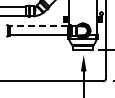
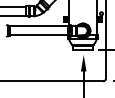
line: dashed -> solid (39, 26)
